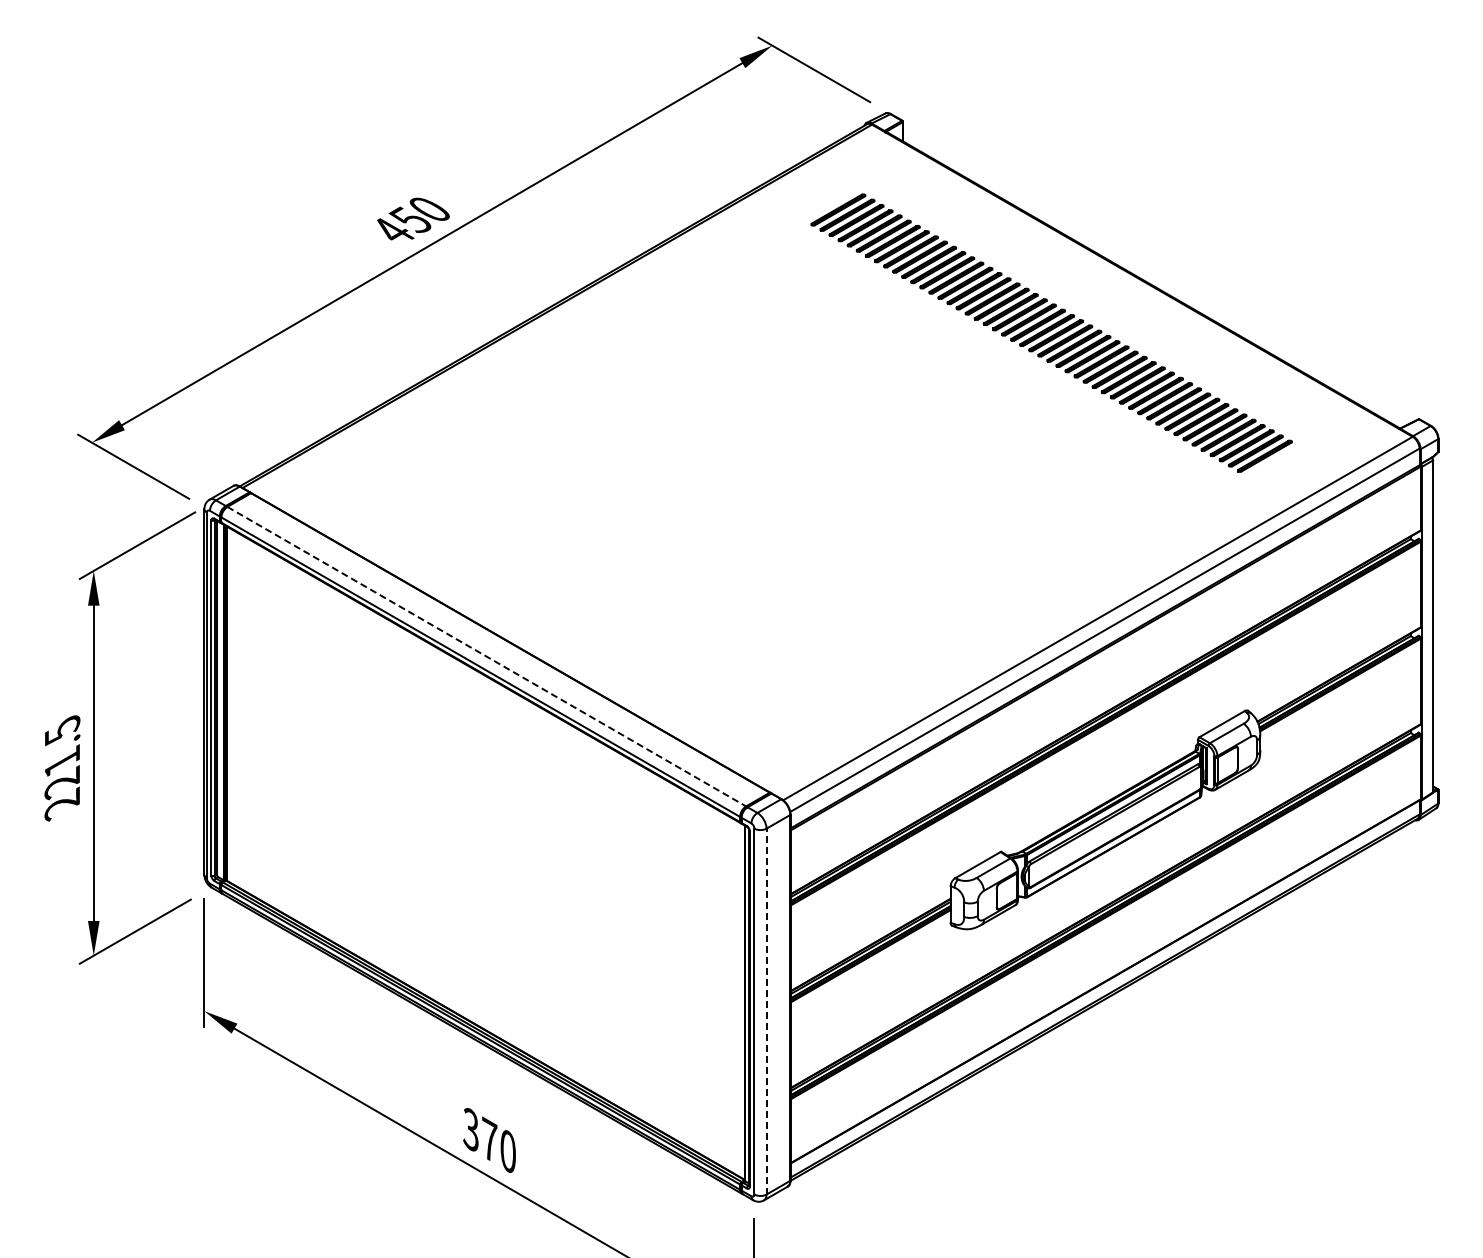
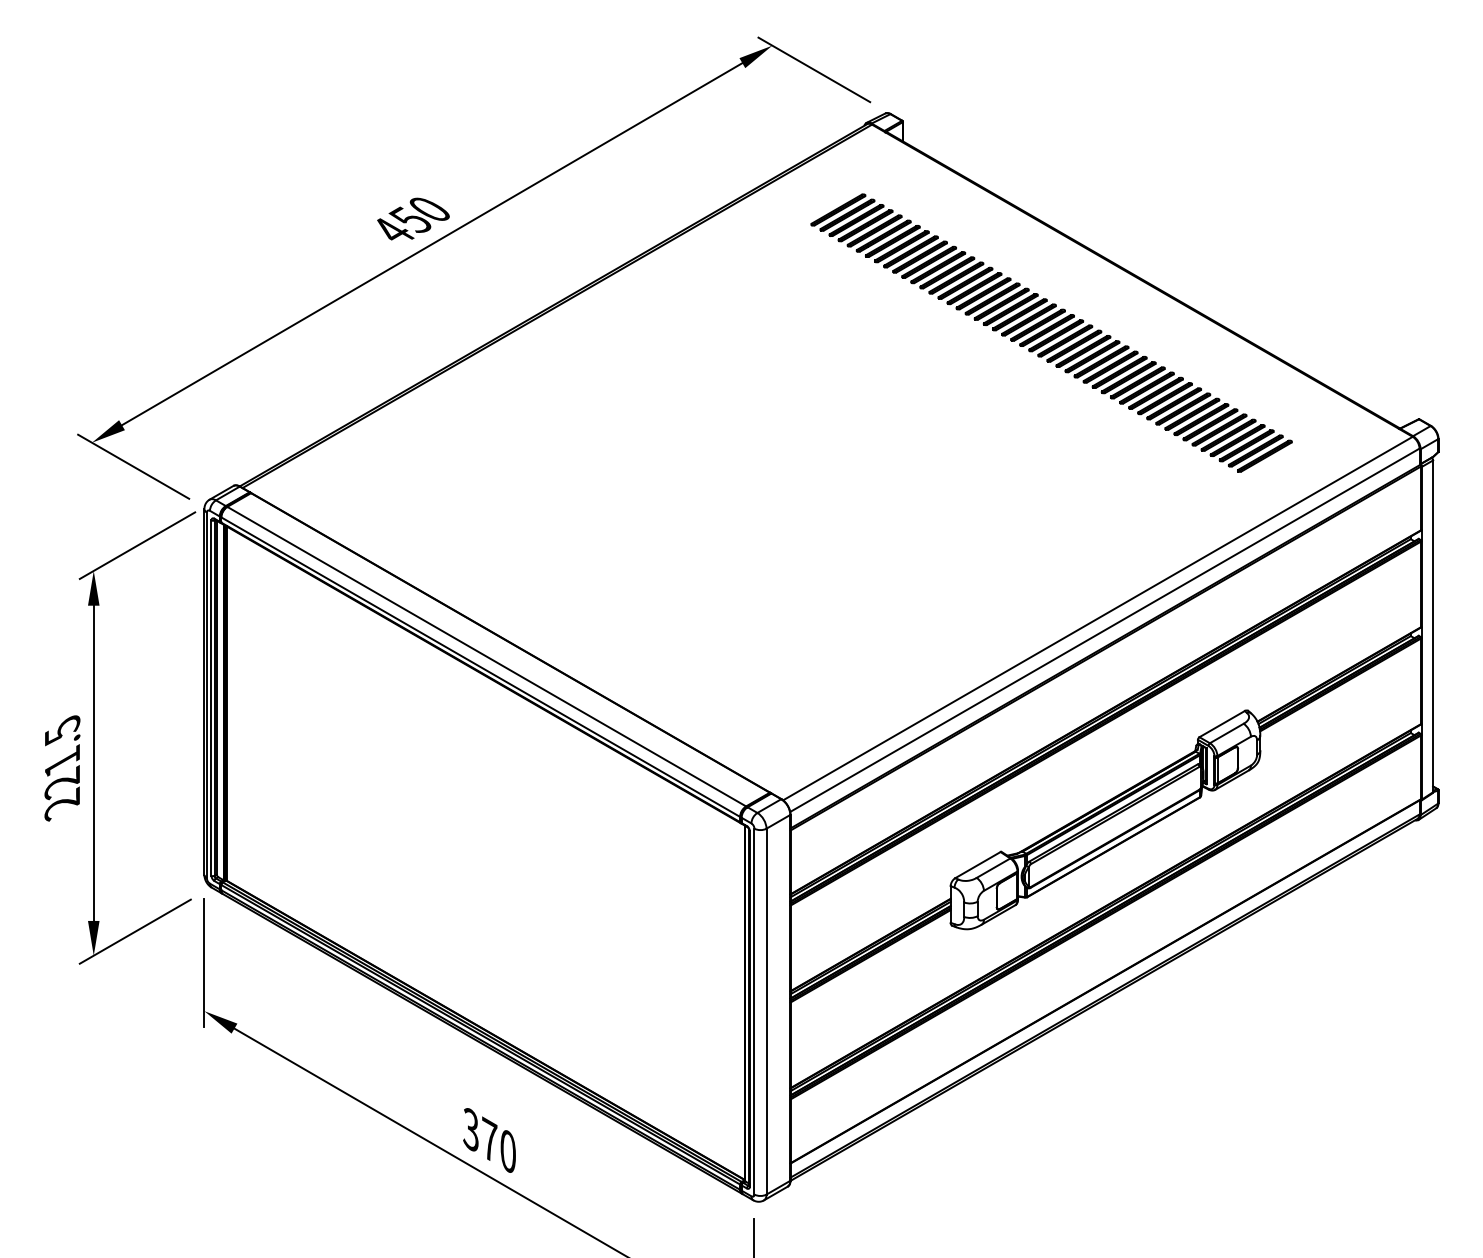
line: dashed -> solid (486, 656)
line: dashed -> solid (766, 1011)
